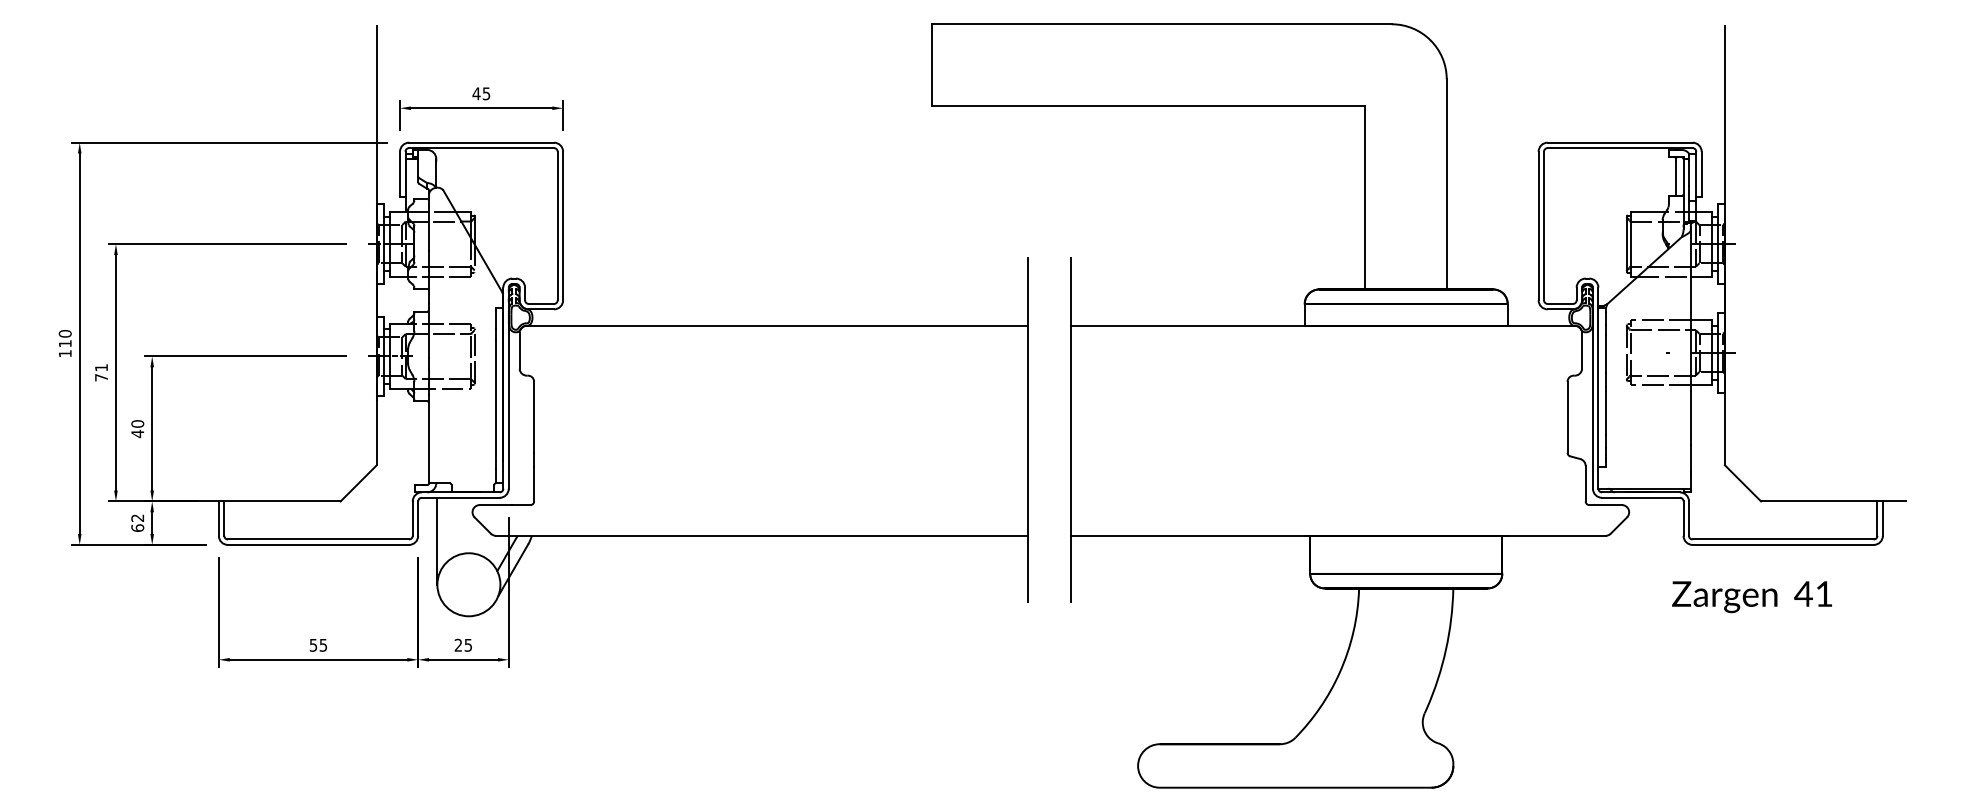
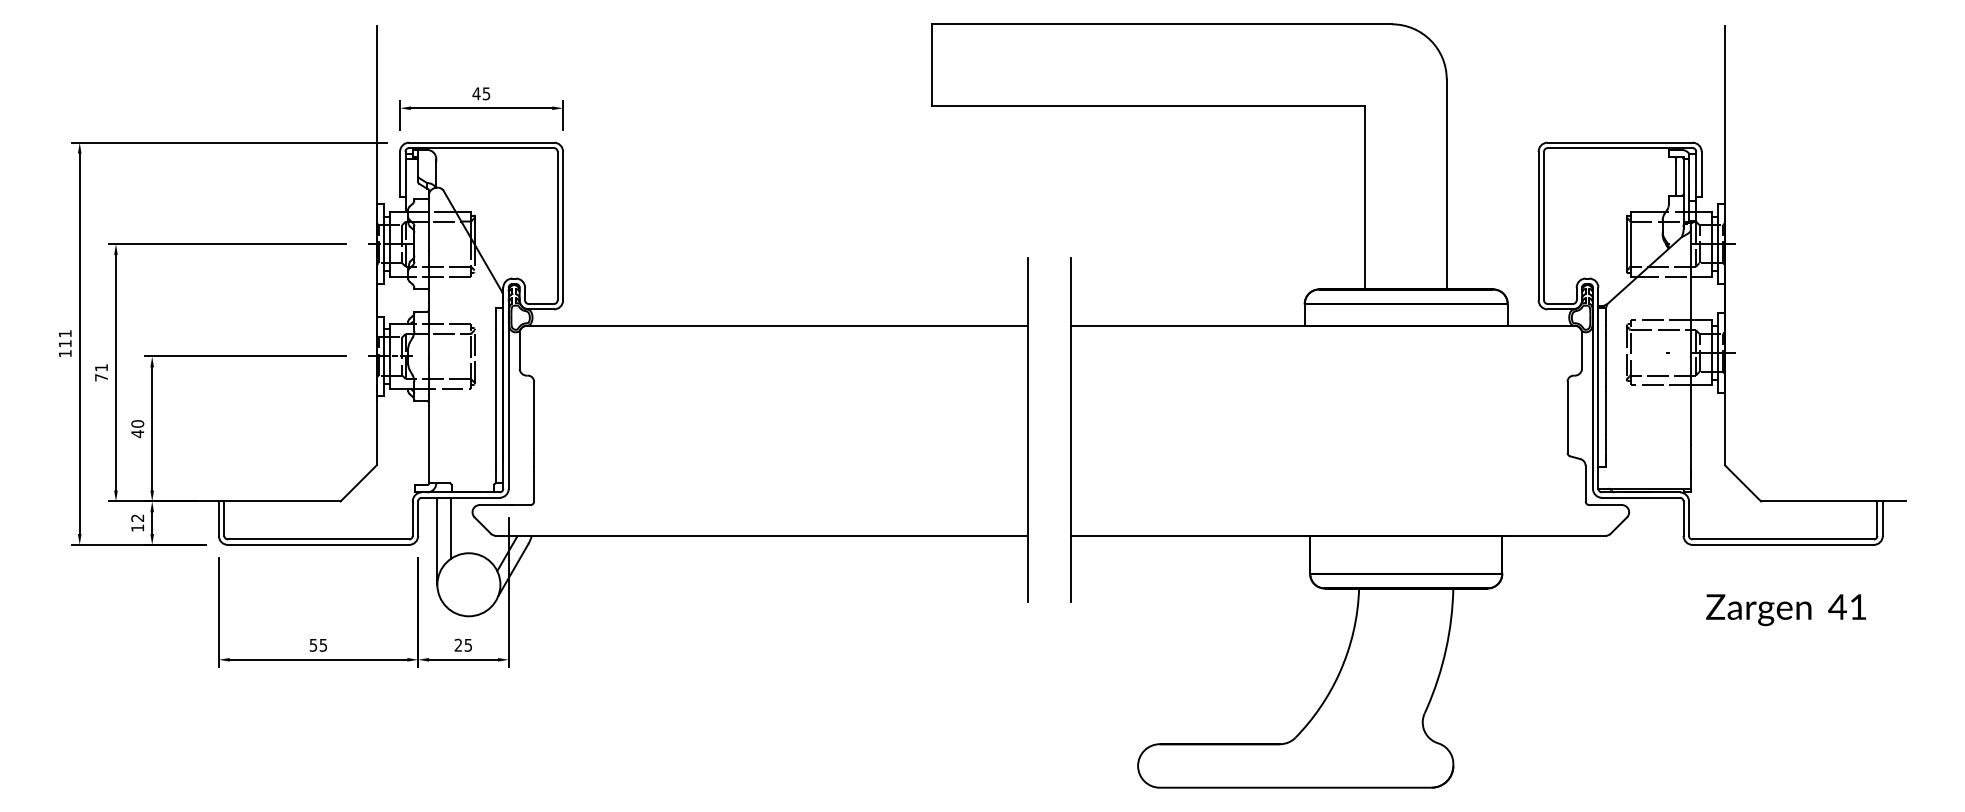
text: 110 -> 111 (64, 333)
text: 62 -> 12 (137, 527)
line: none -> present (450, 527)
text position: (1751, 597) -> (1785, 610) (1785, 610)
